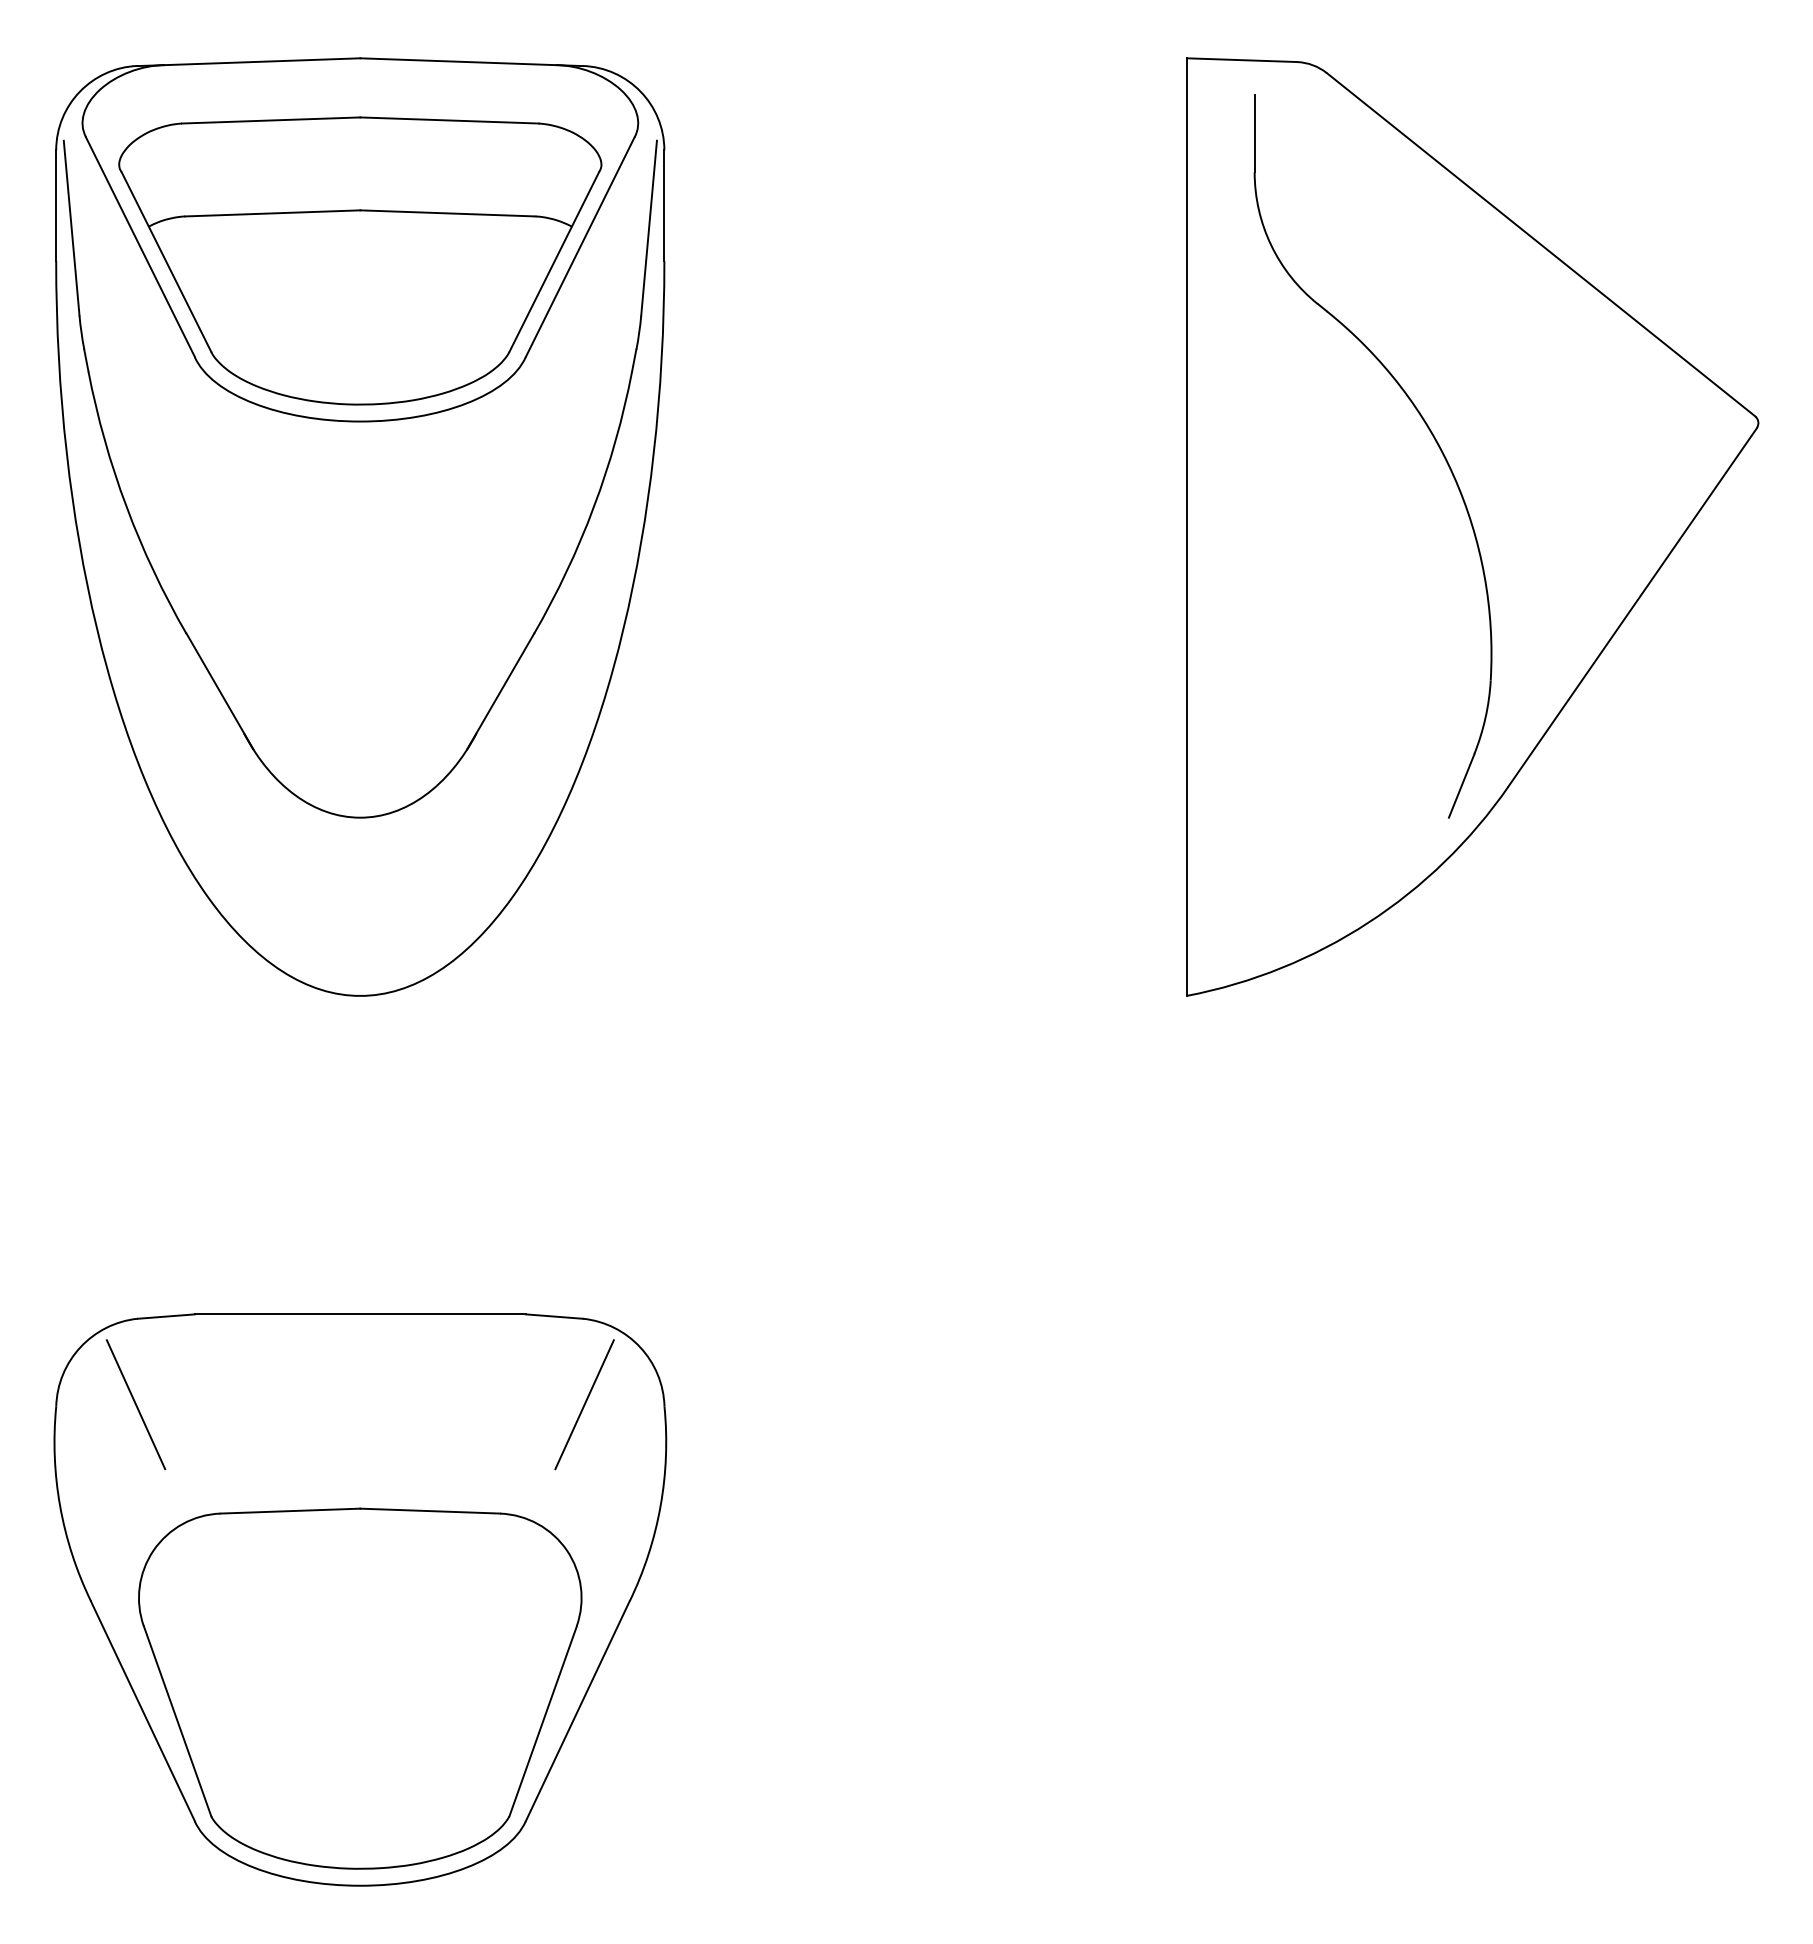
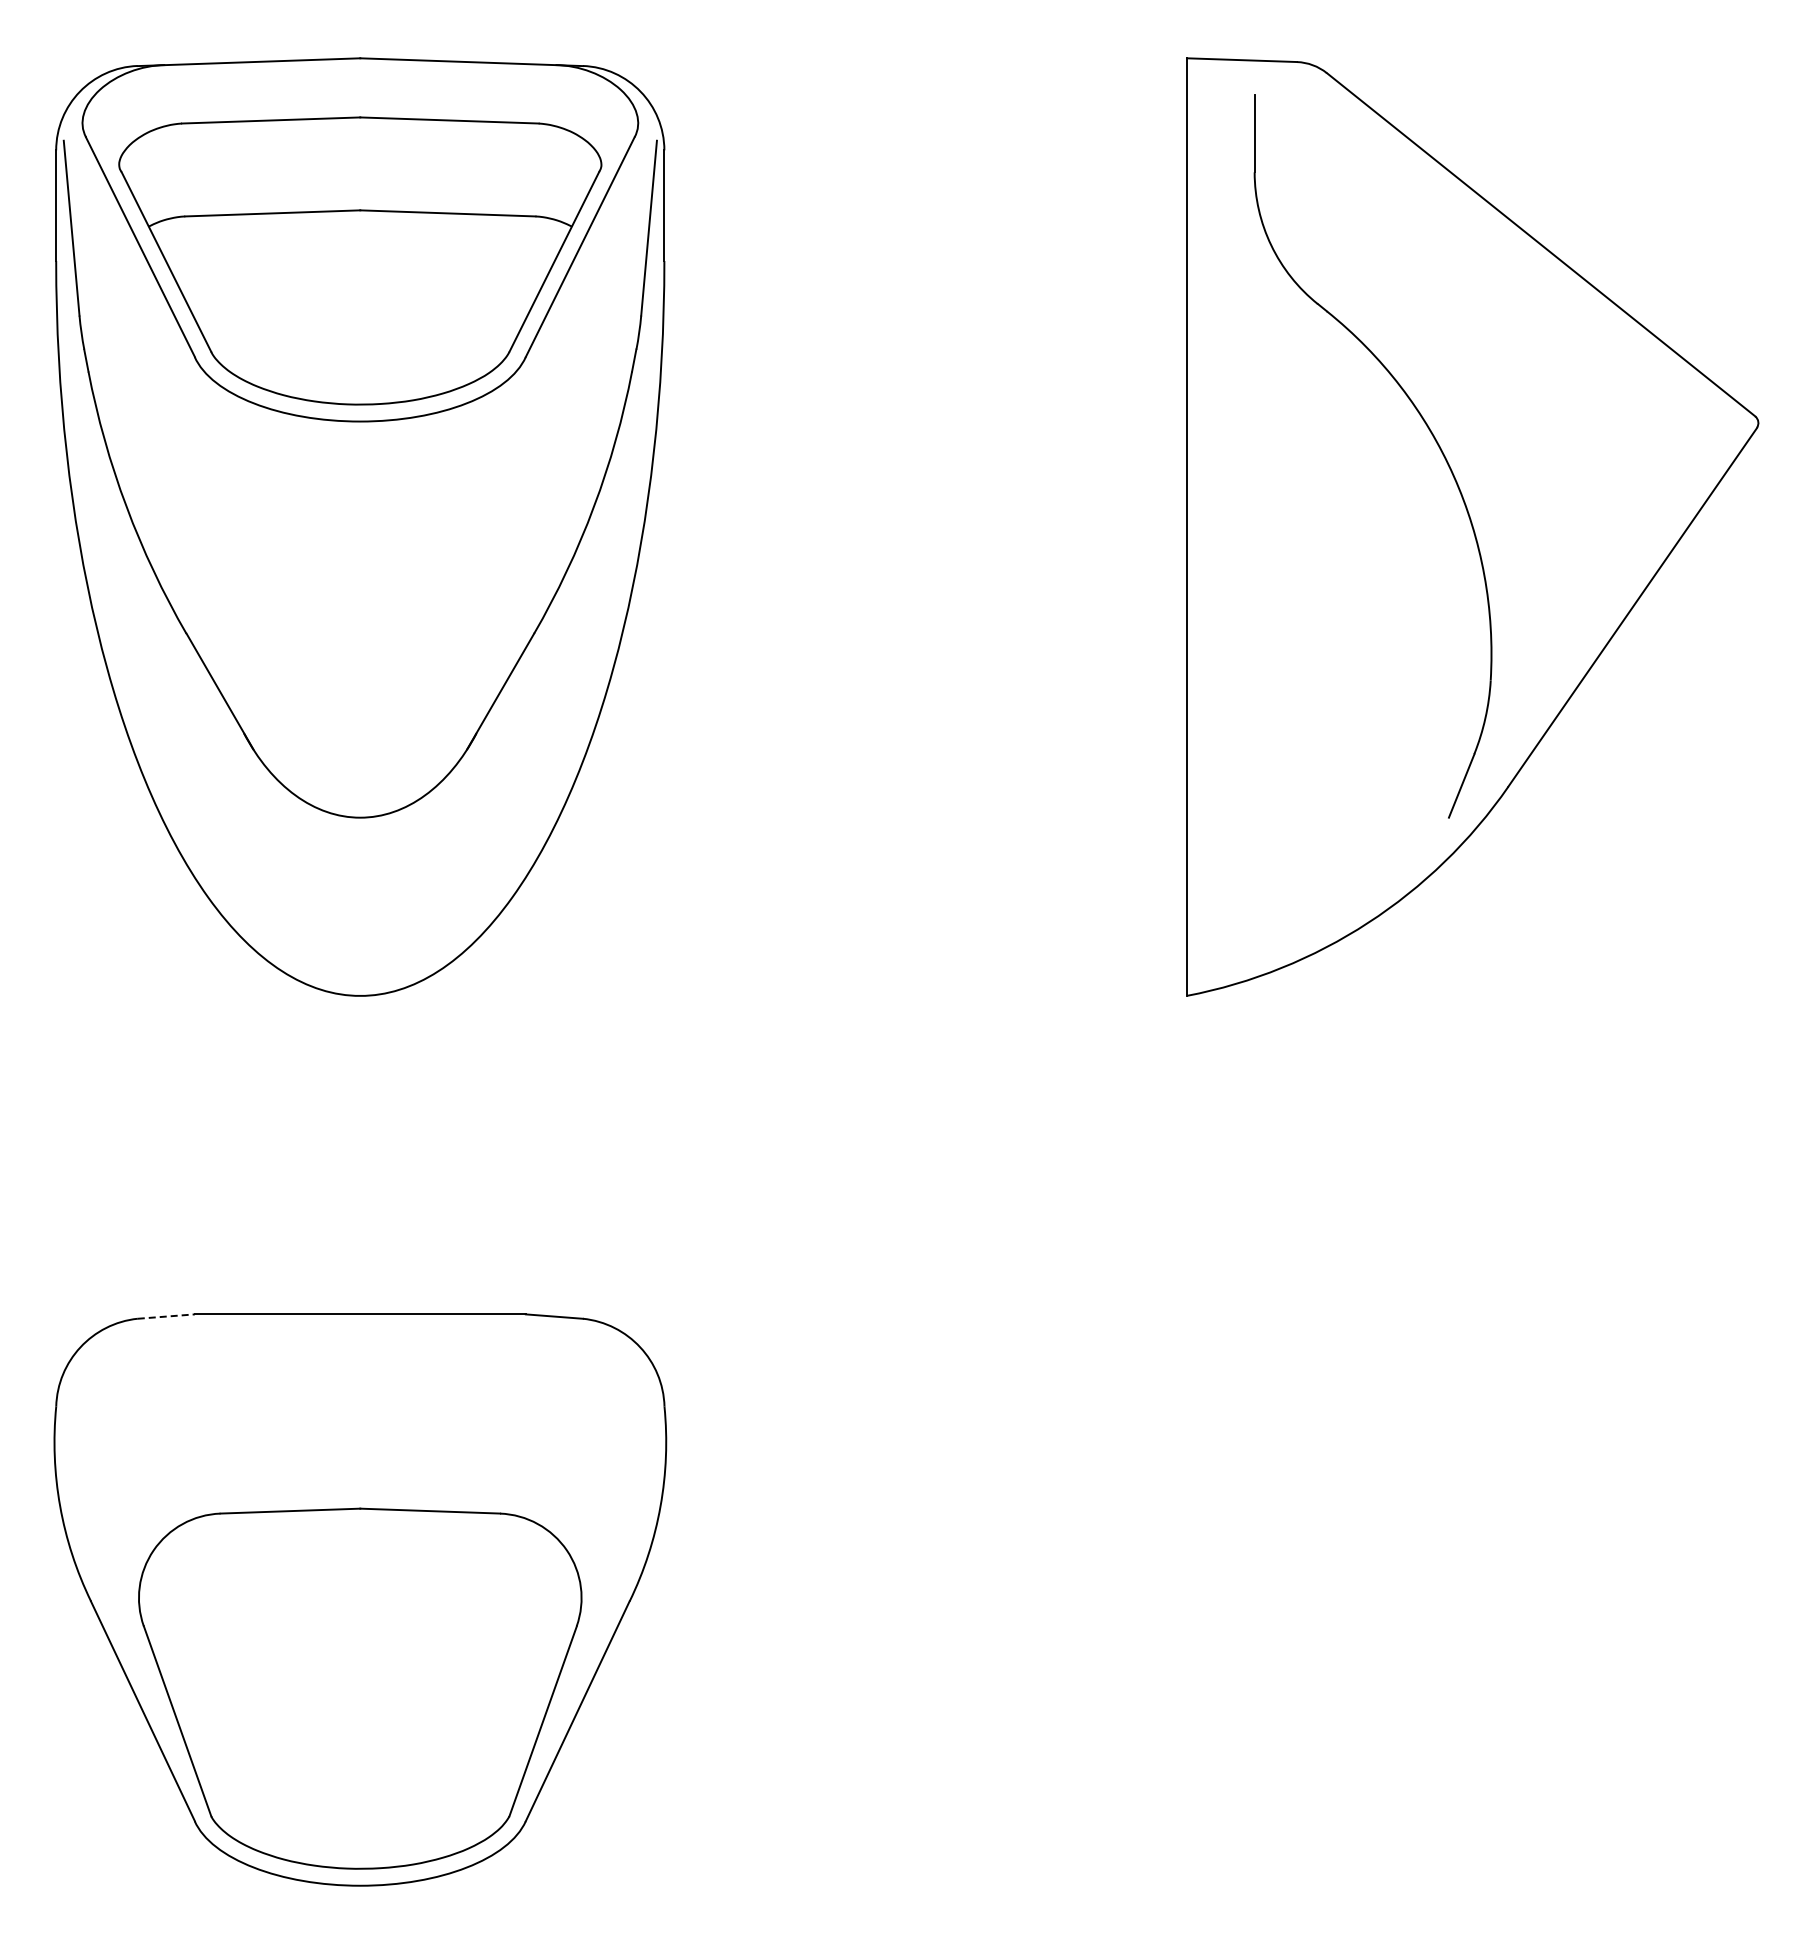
line: solid -> dashed (166, 1316)
line: present -> none (135, 1404)
line: present -> none (584, 1404)
